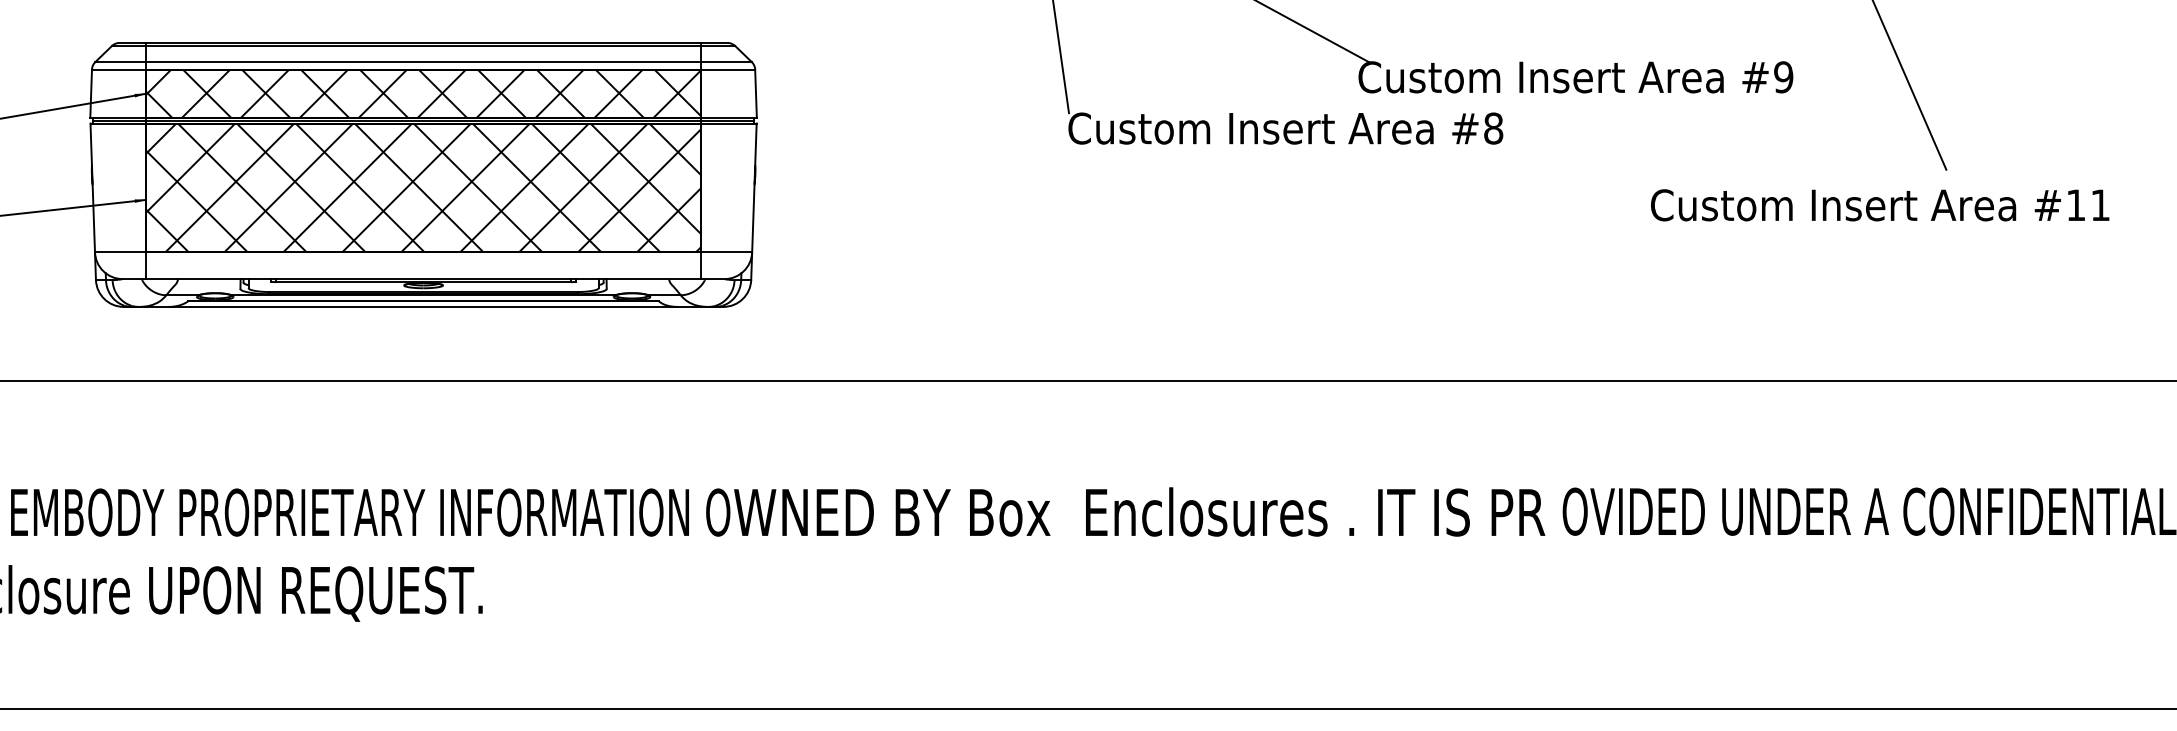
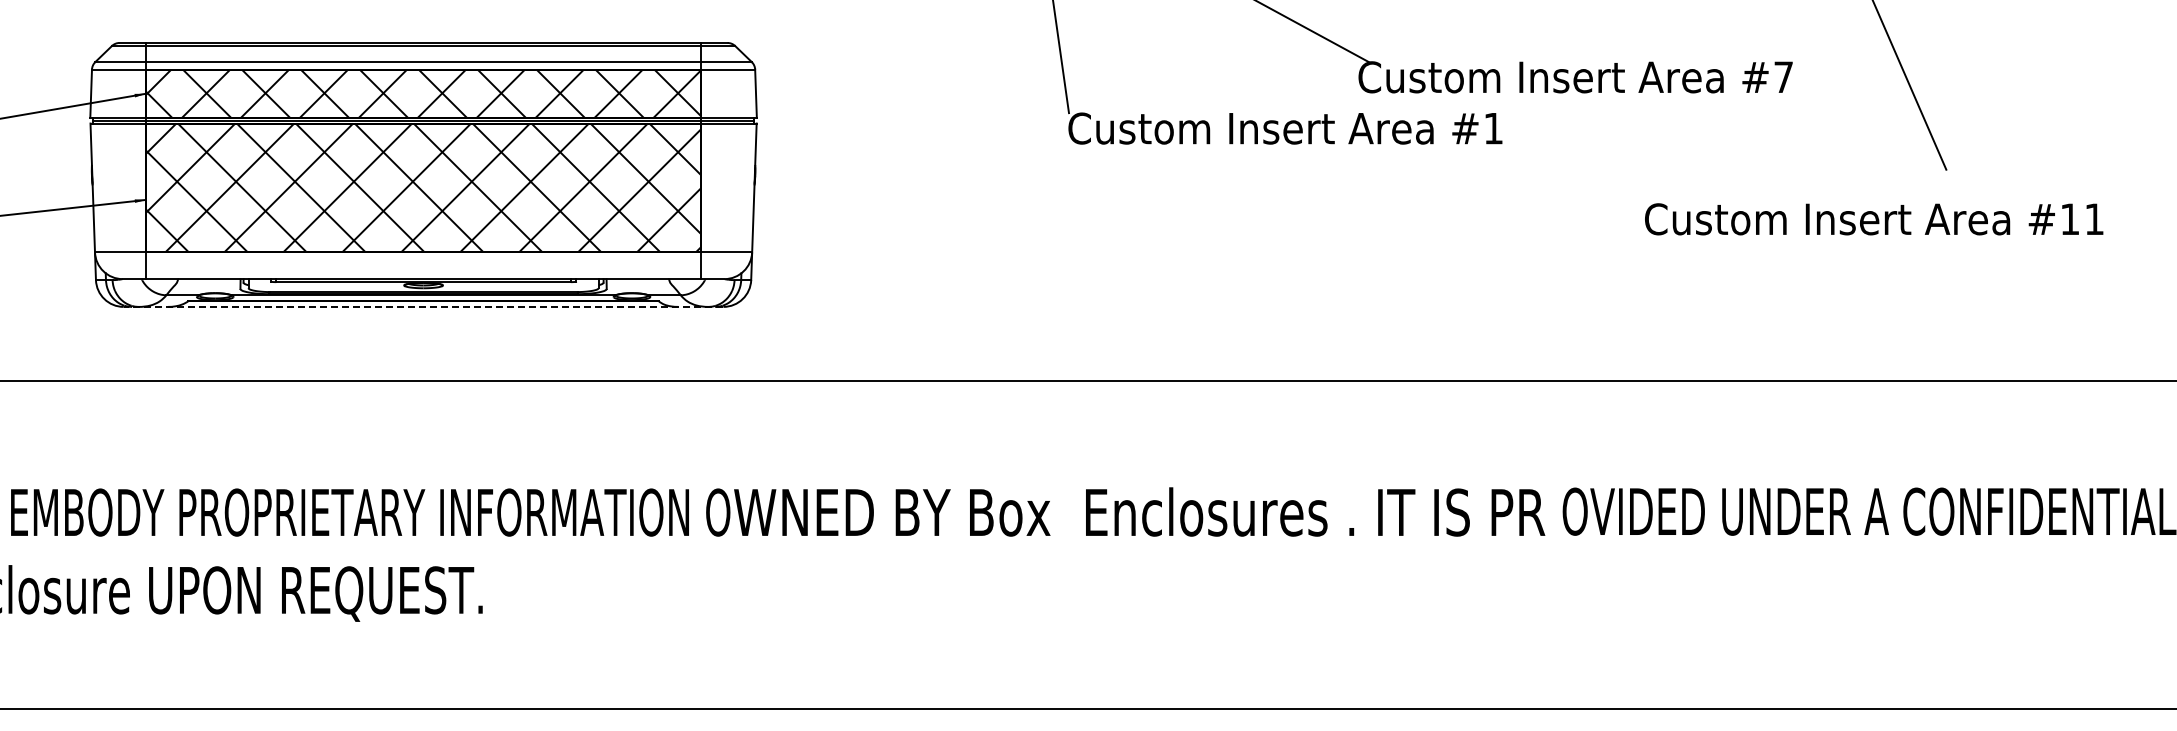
text: #9 -> #7 (1783, 77)
text: #8 -> #1 (1493, 128)
text position: (1880, 205) -> (1874, 219) (1874, 219)
line: solid -> dashed (423, 306)
